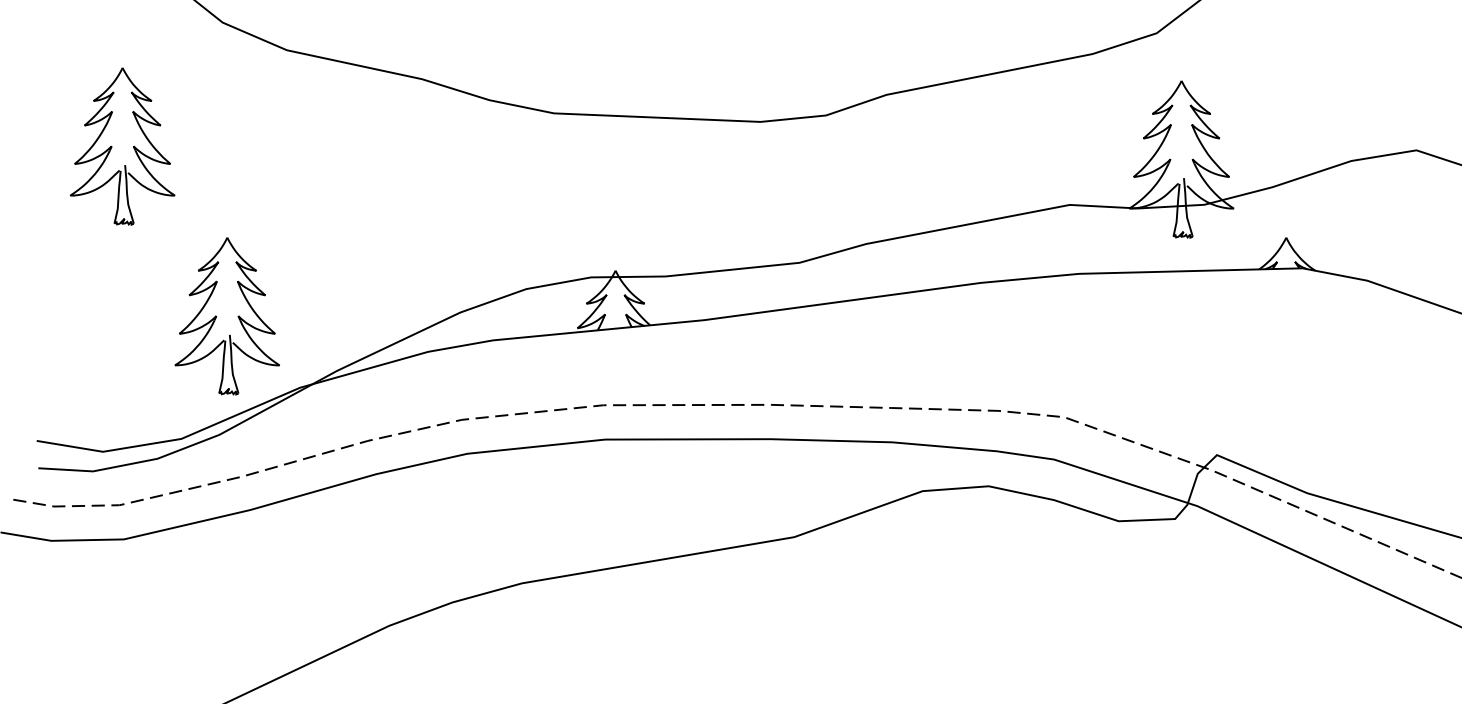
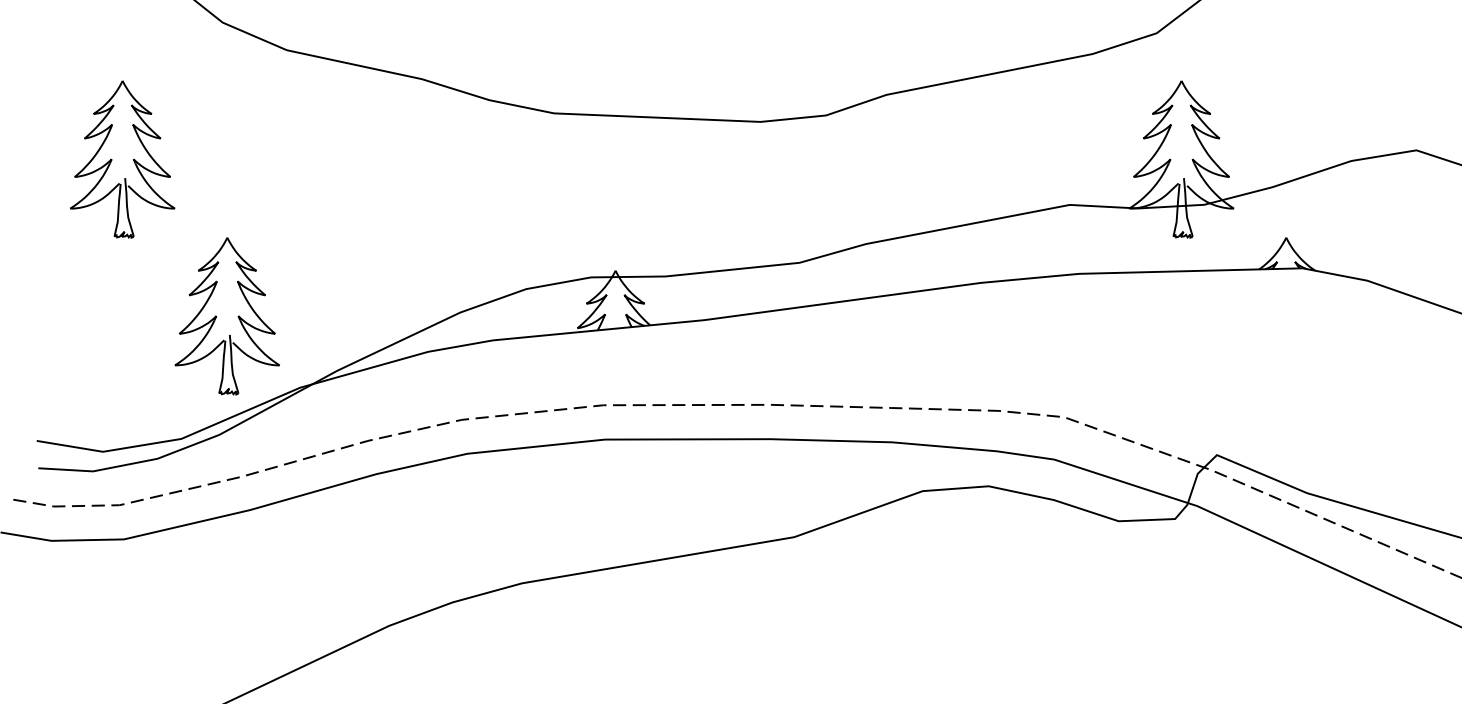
part position: (122, 146) -> (122, 159) (122, 159)
